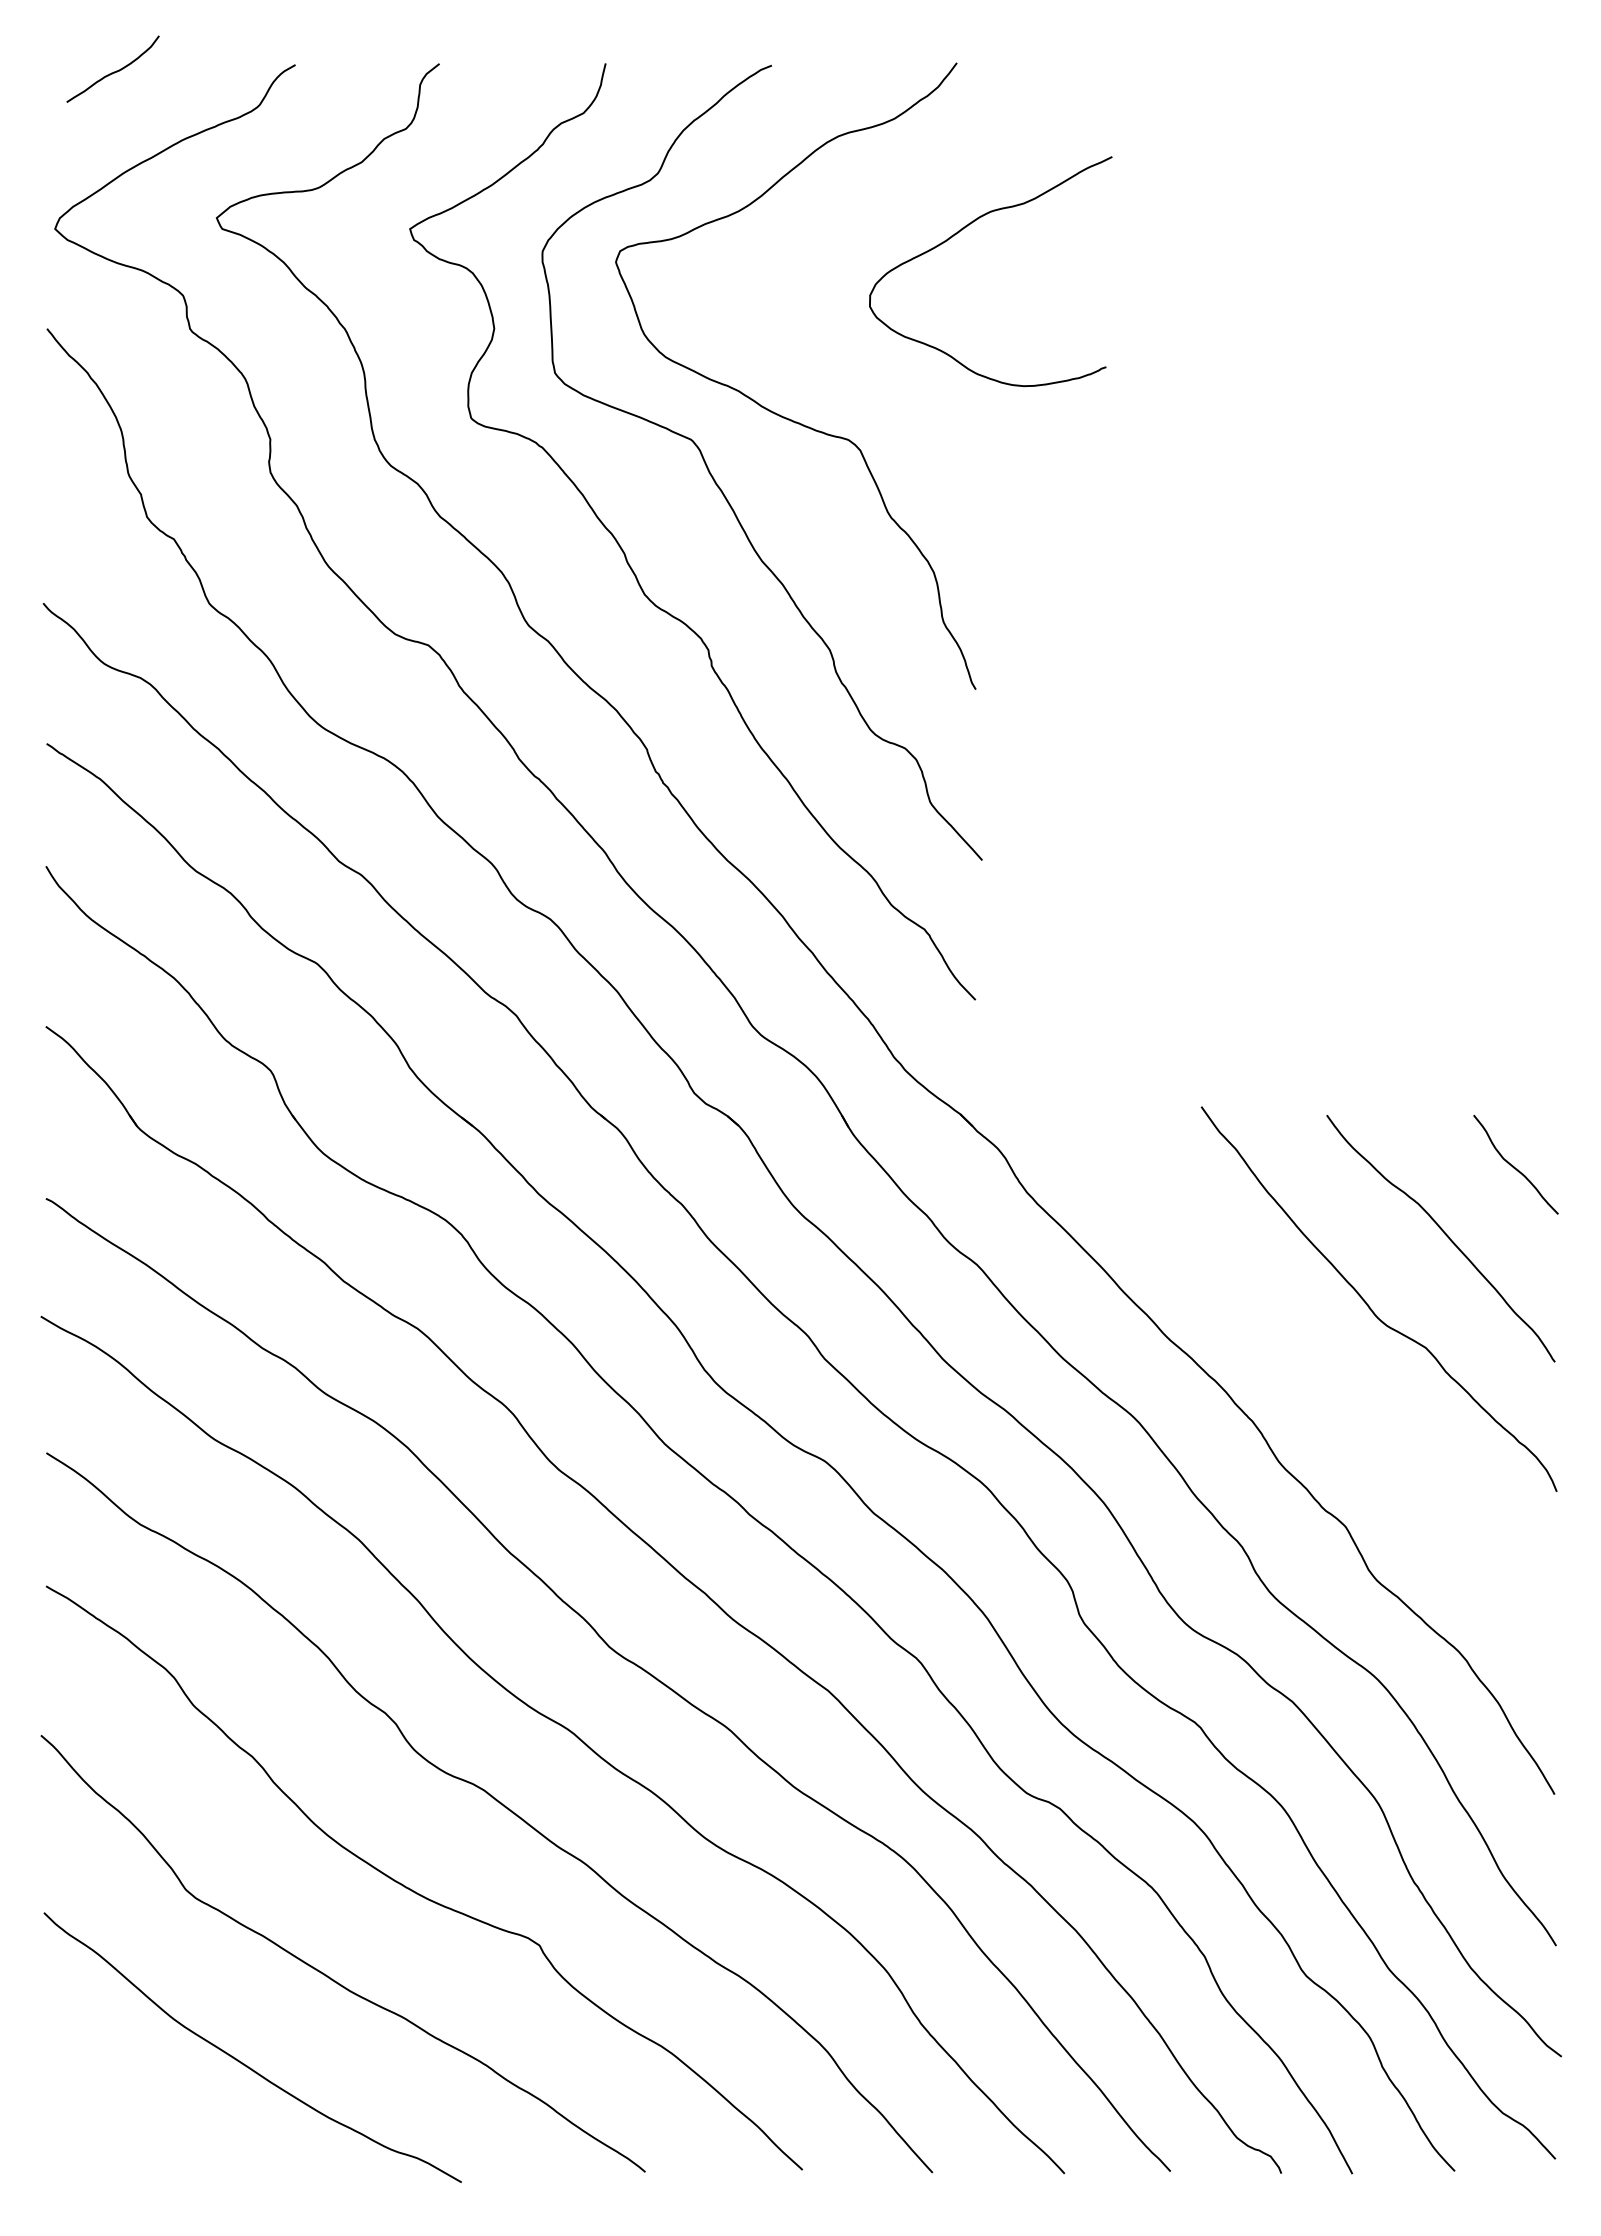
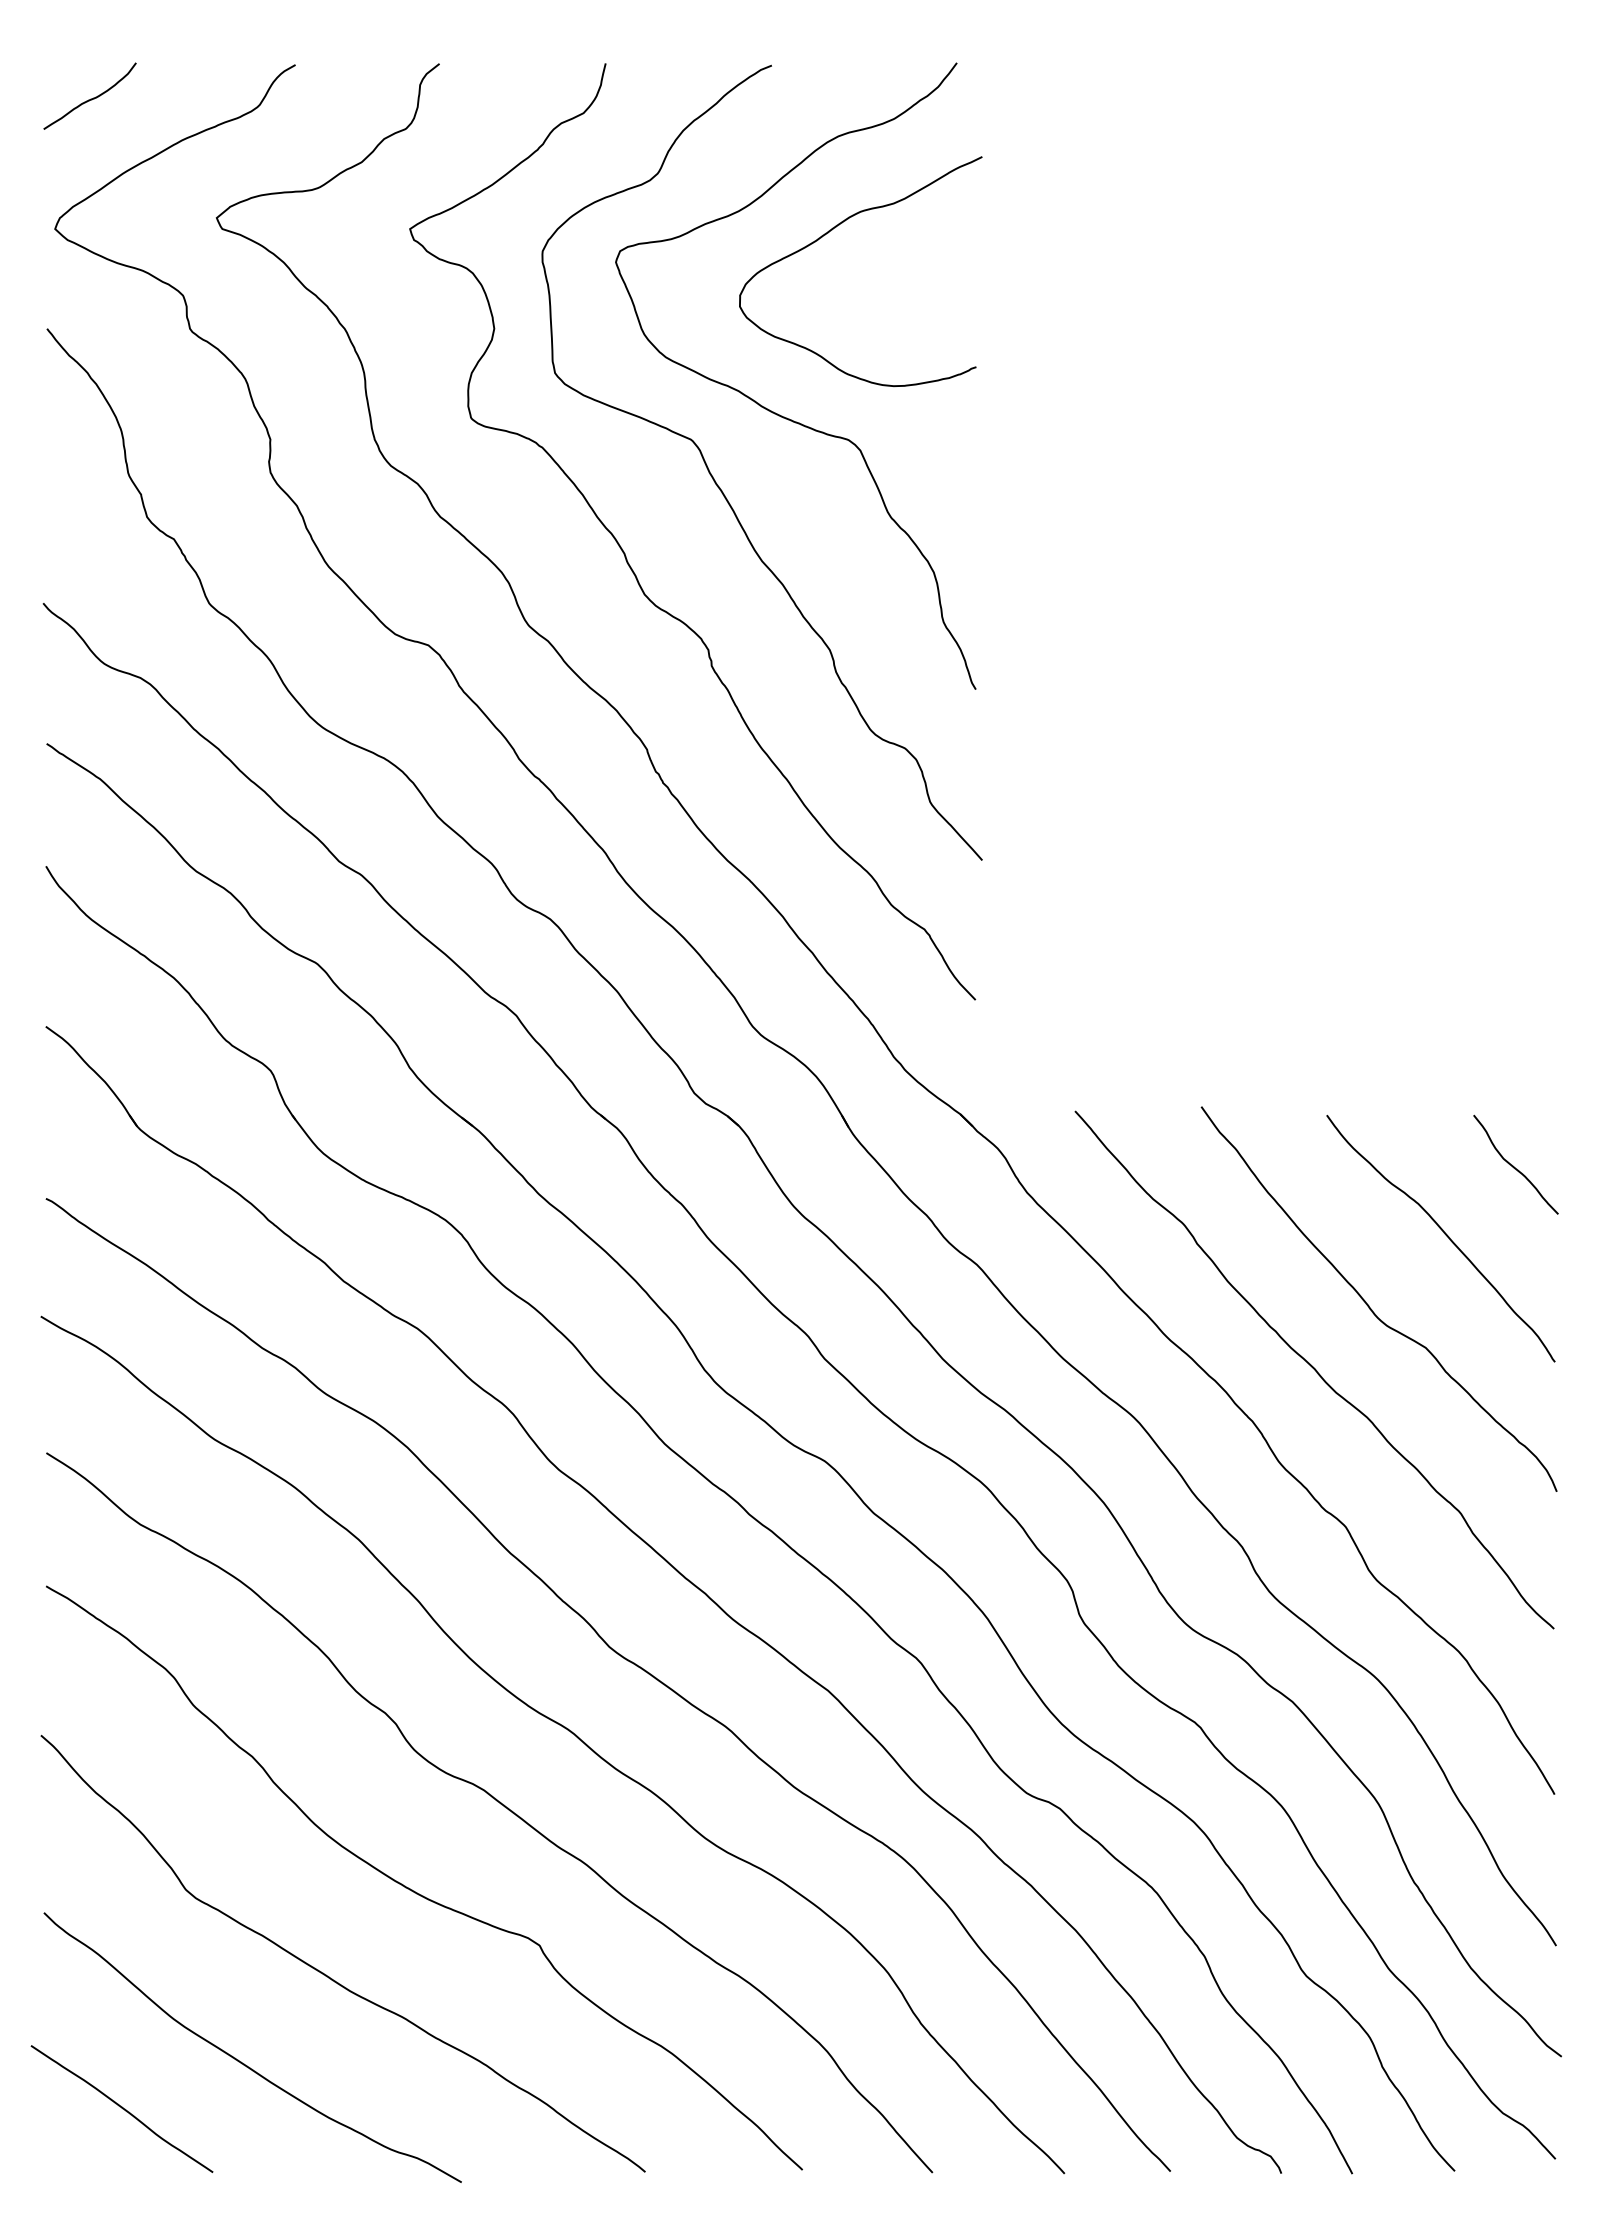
curve position: (113, 71) -> (90, 98) (90, 98)
curve position: (962, 230) -> (832, 230) (832, 230)
curve: none -> present (1314, 1369)
curve: none -> present (121, 2108)
